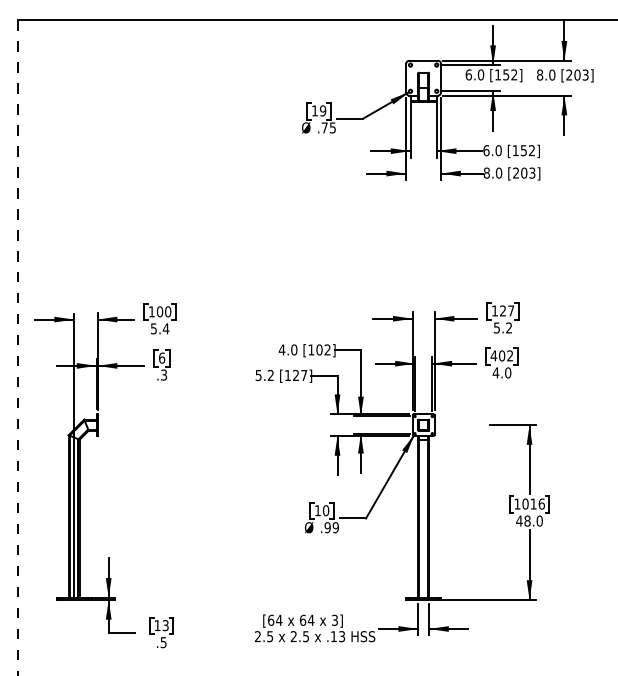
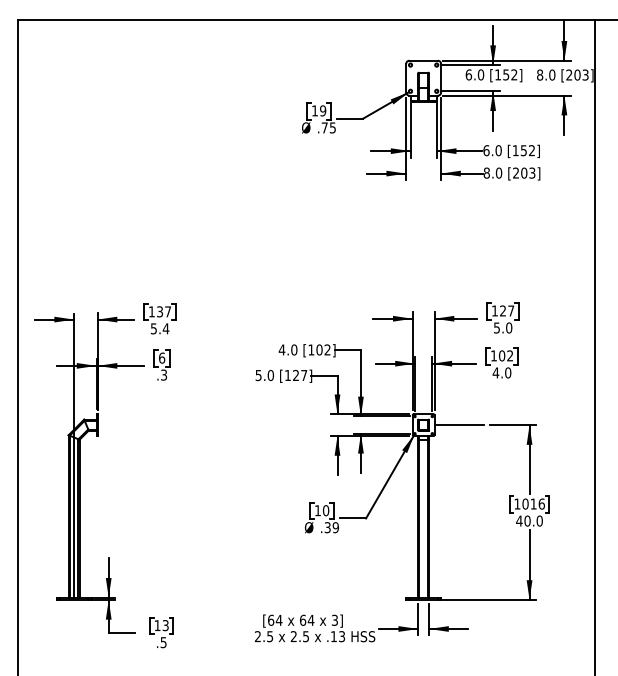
text: 100 -> 137 (163, 311)
text: 5.2 -> 5.0 (509, 327)
line: none -> present (595, 346)
line: dashed -> solid (18, 348)
text: 402 -> 102 (493, 355)
text: 5.2 -> 5.0 (270, 375)
line: none -> present (459, 425)
text: 48.0 -> 40.0 (527, 520)
text: .99 -> .39 (327, 527)
